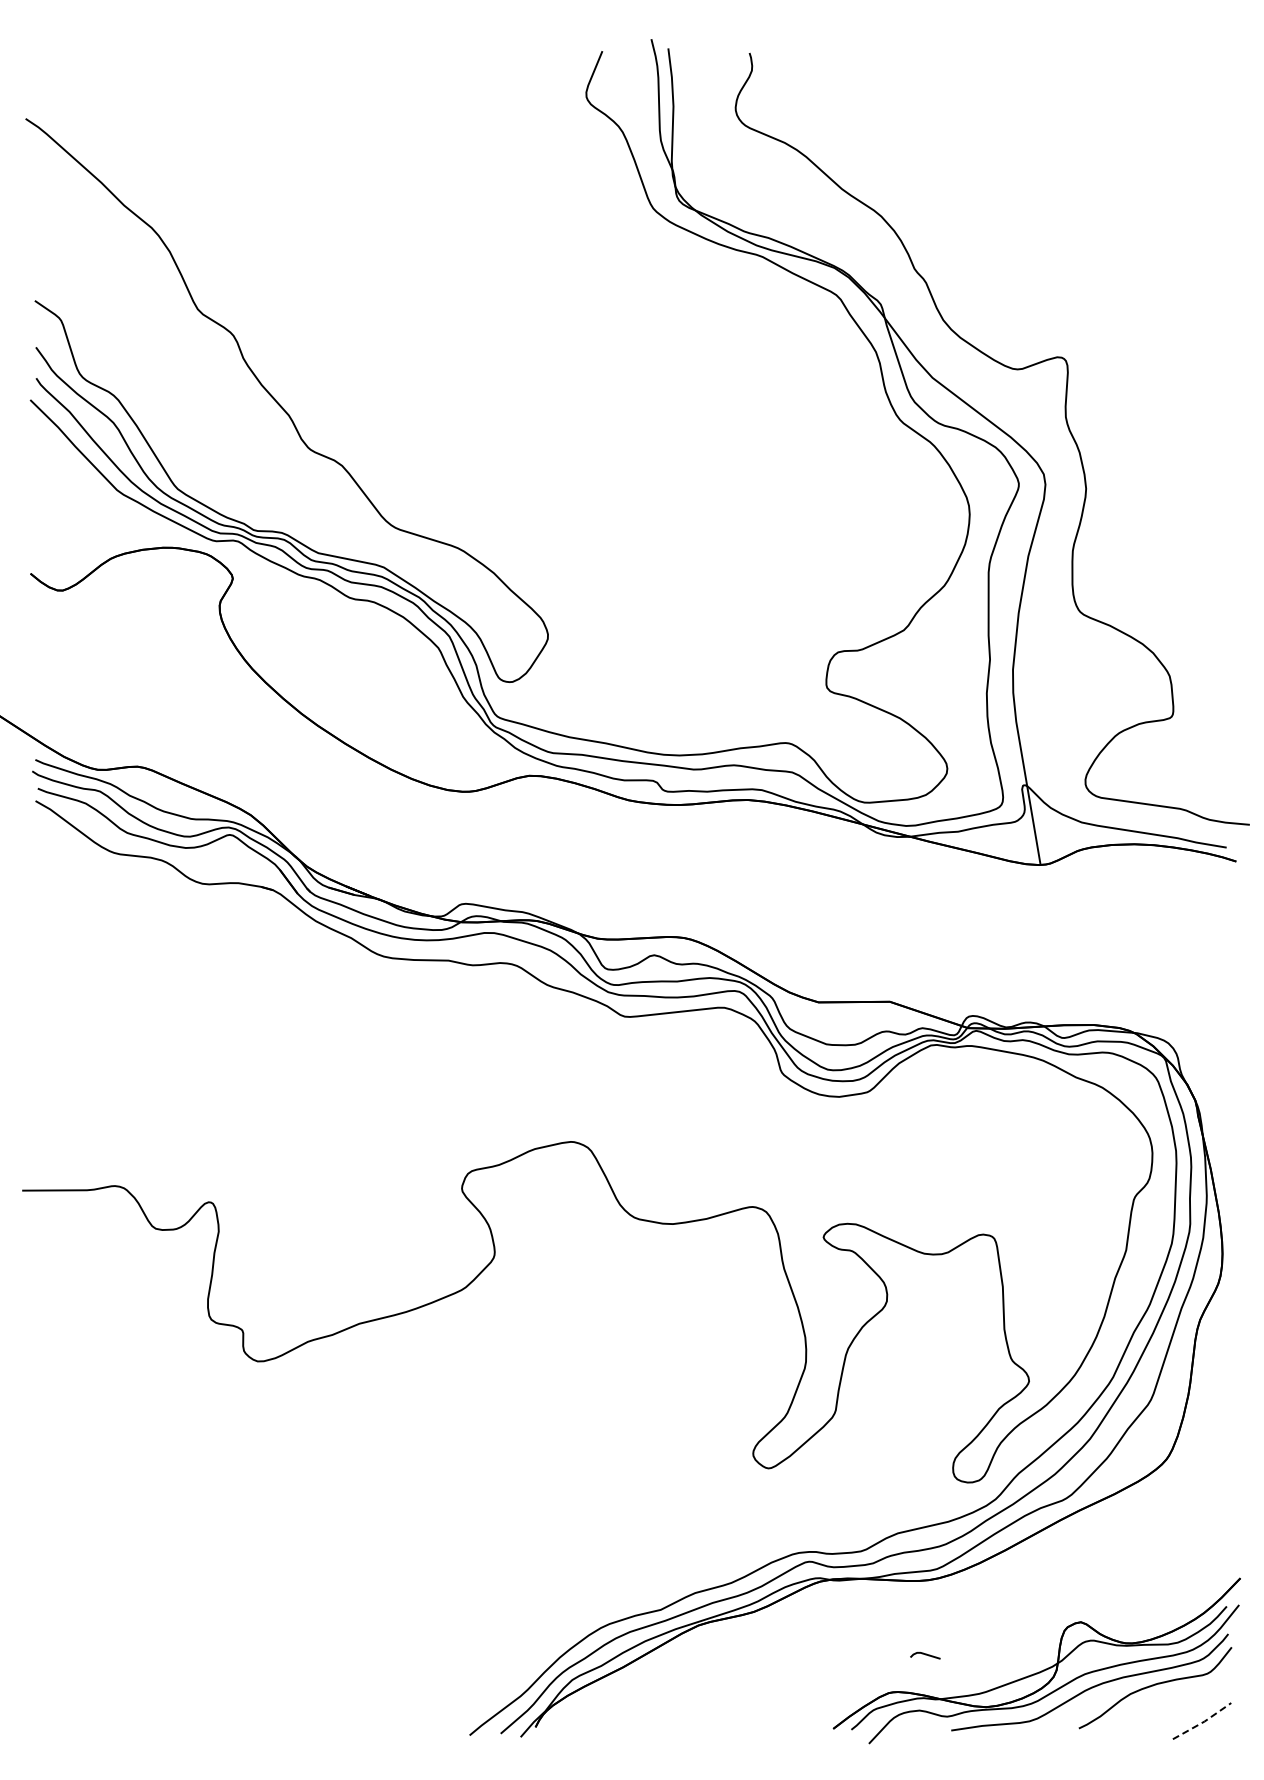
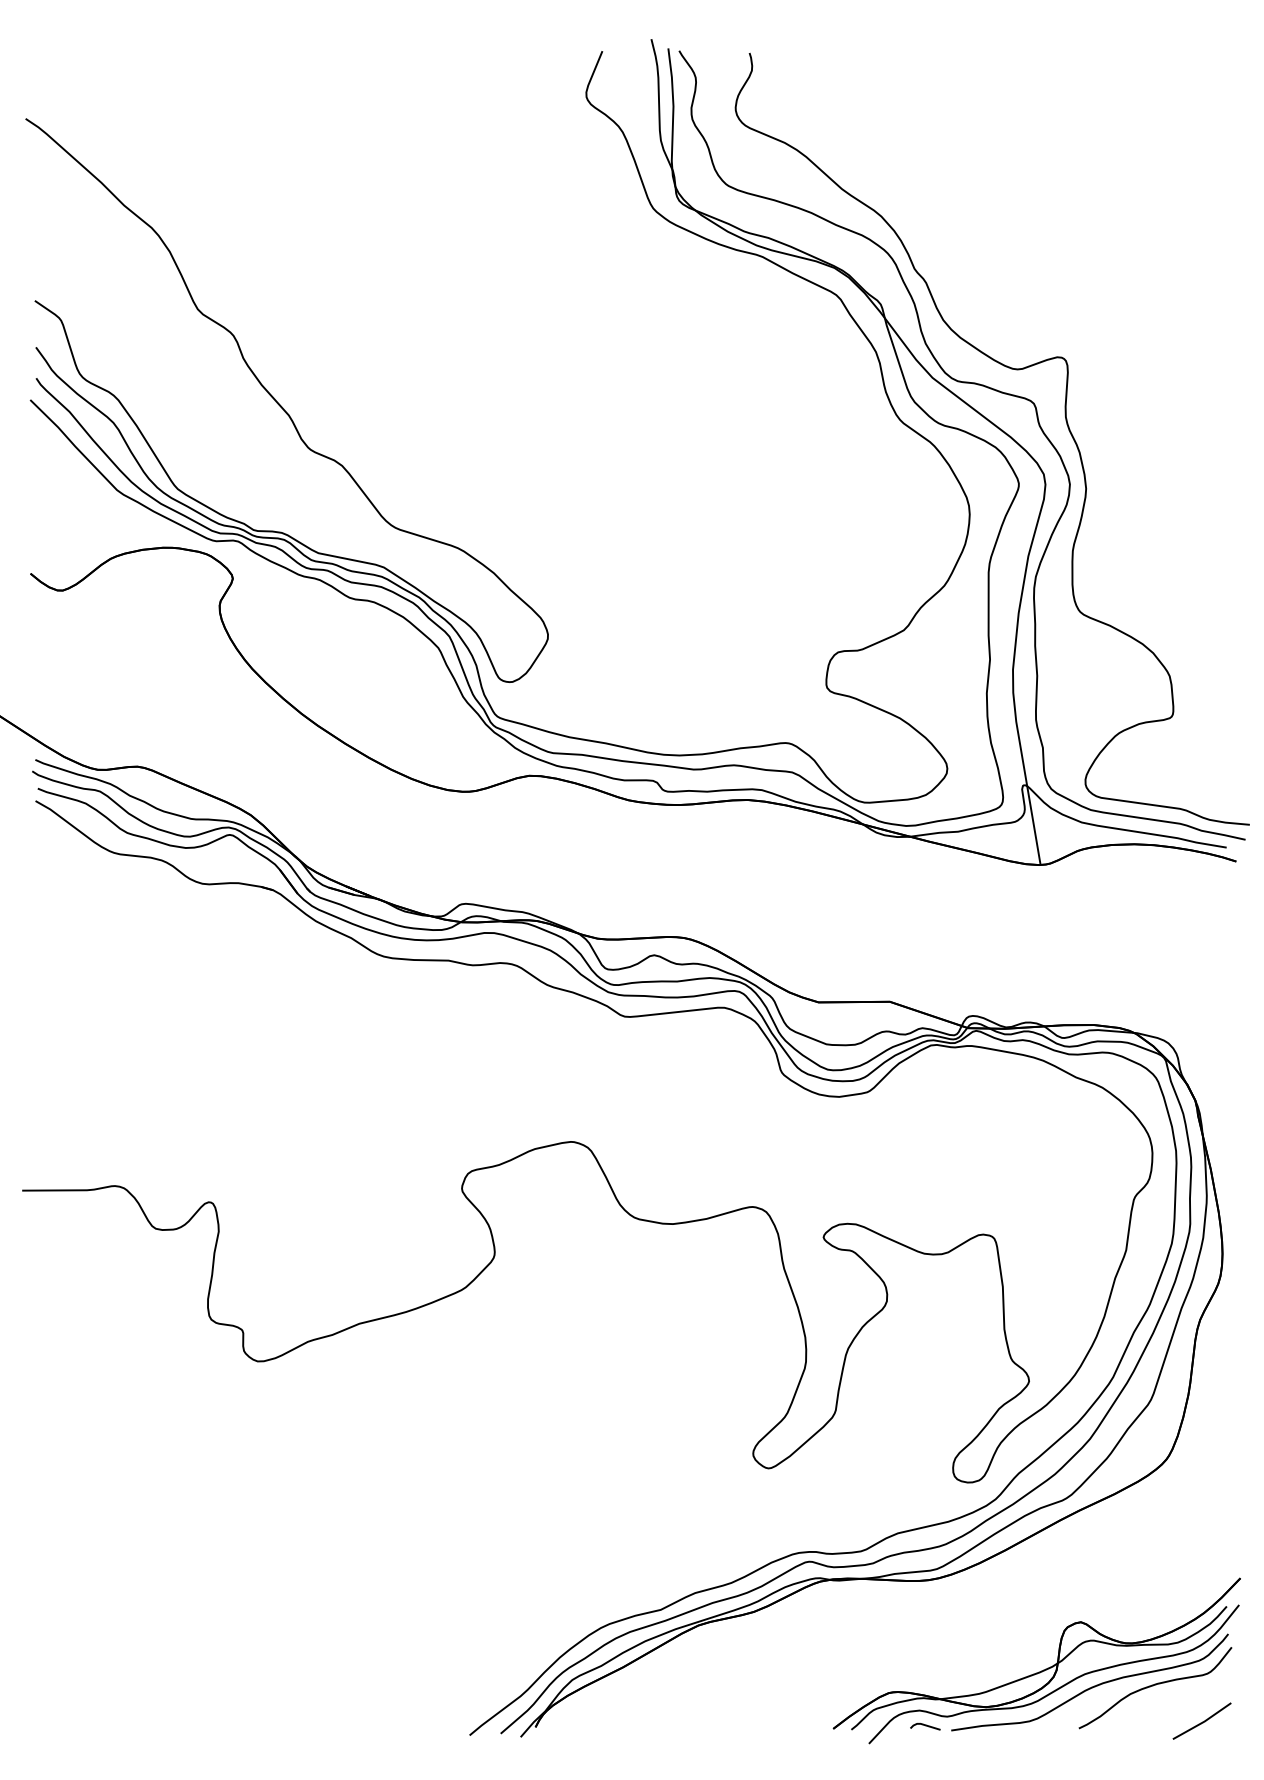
curve: none -> present (963, 383)
line position: (925, 1655) -> (925, 1726) (925, 1726)
line: dashed -> solid (1203, 1721)
